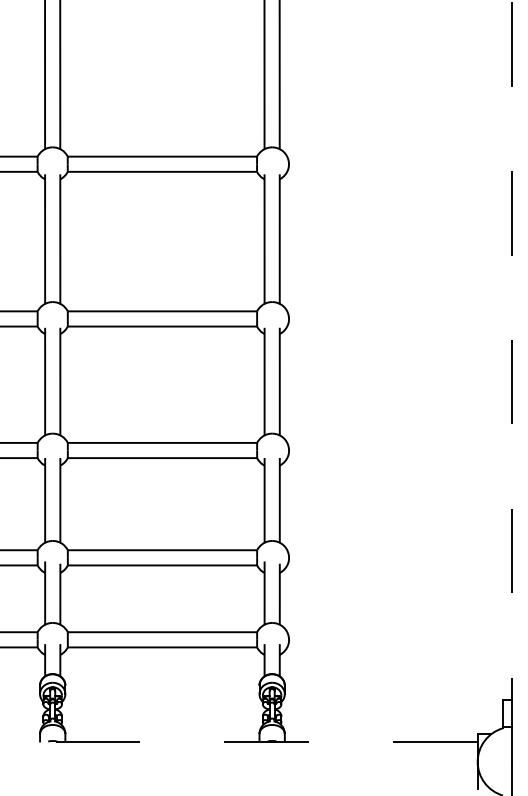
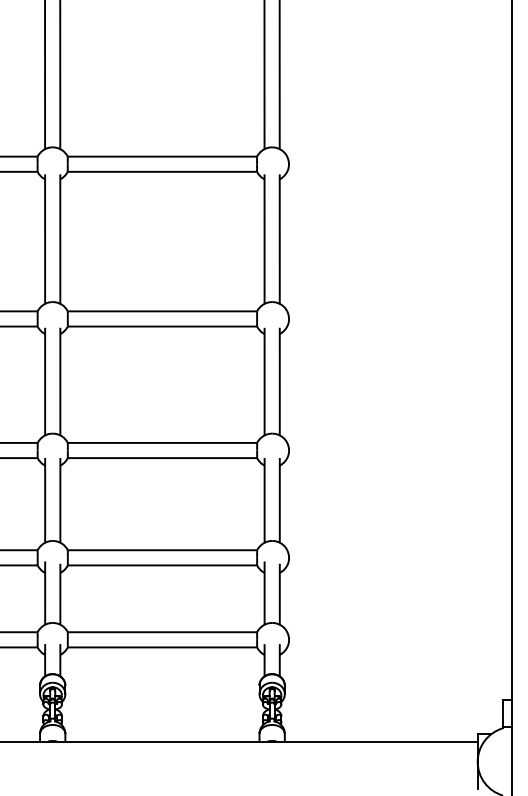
line: dashed -> solid (512, 380)
line: dashed -> solid (239, 741)
